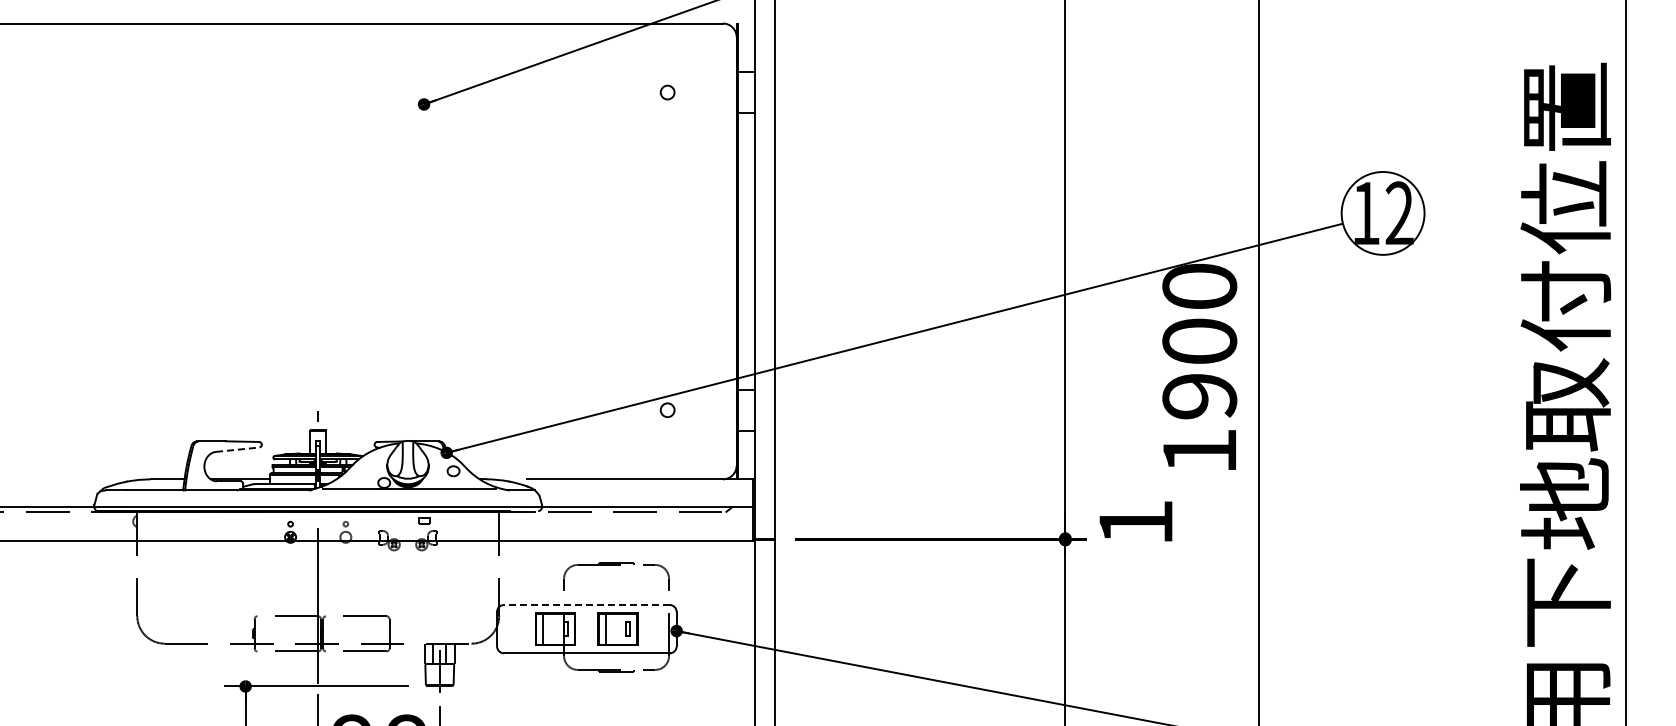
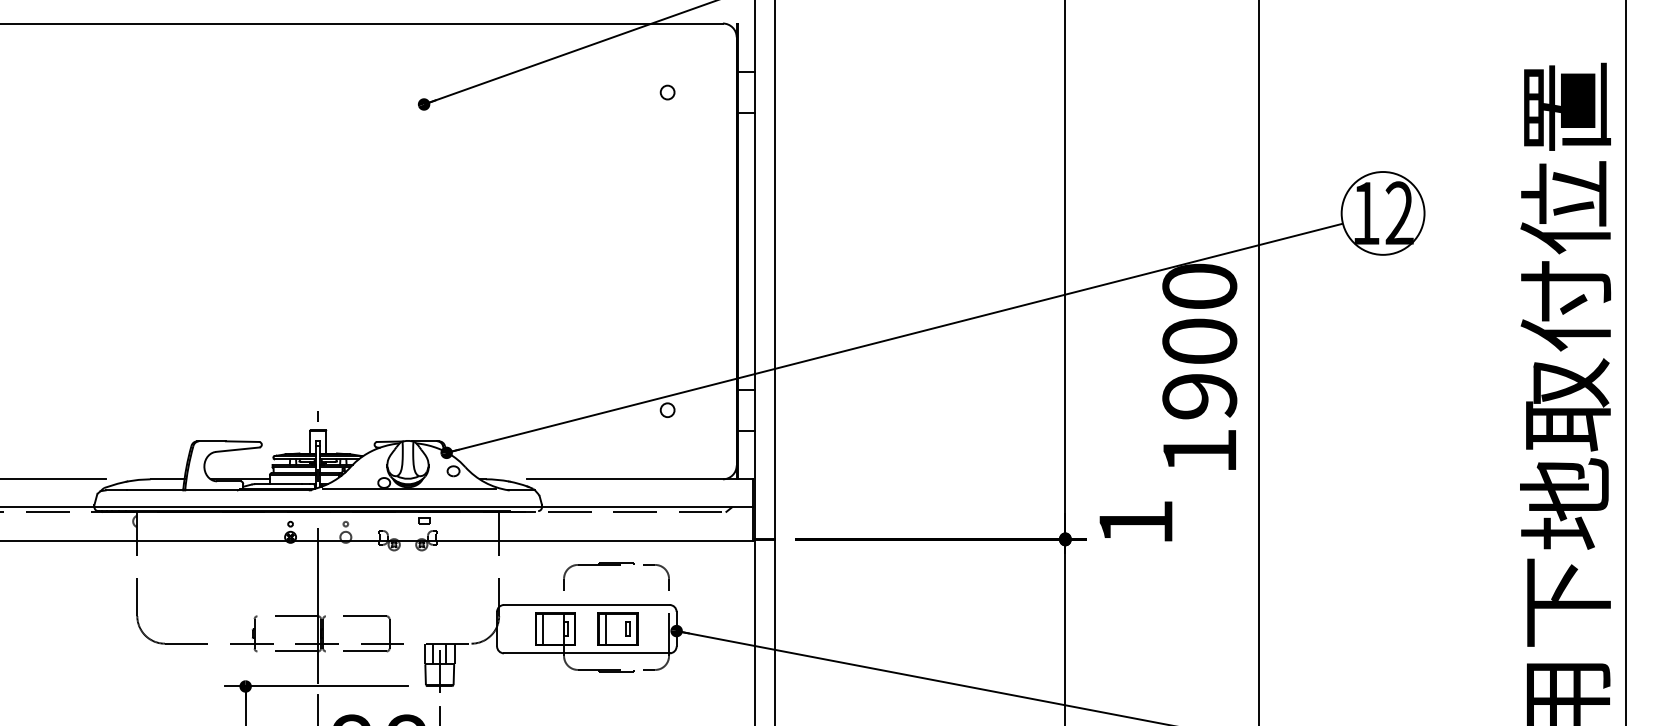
line: dashed -> solid (237, 449)
line: none -> present (54, 479)
line: dashed -> solid (586, 605)
